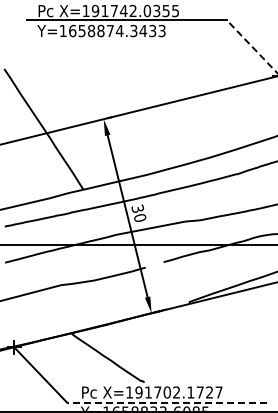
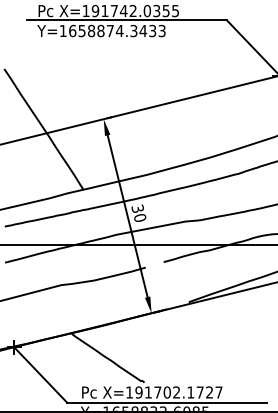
line: dashed -> solid (252, 47)
line: dashed -> solid (166, 402)
